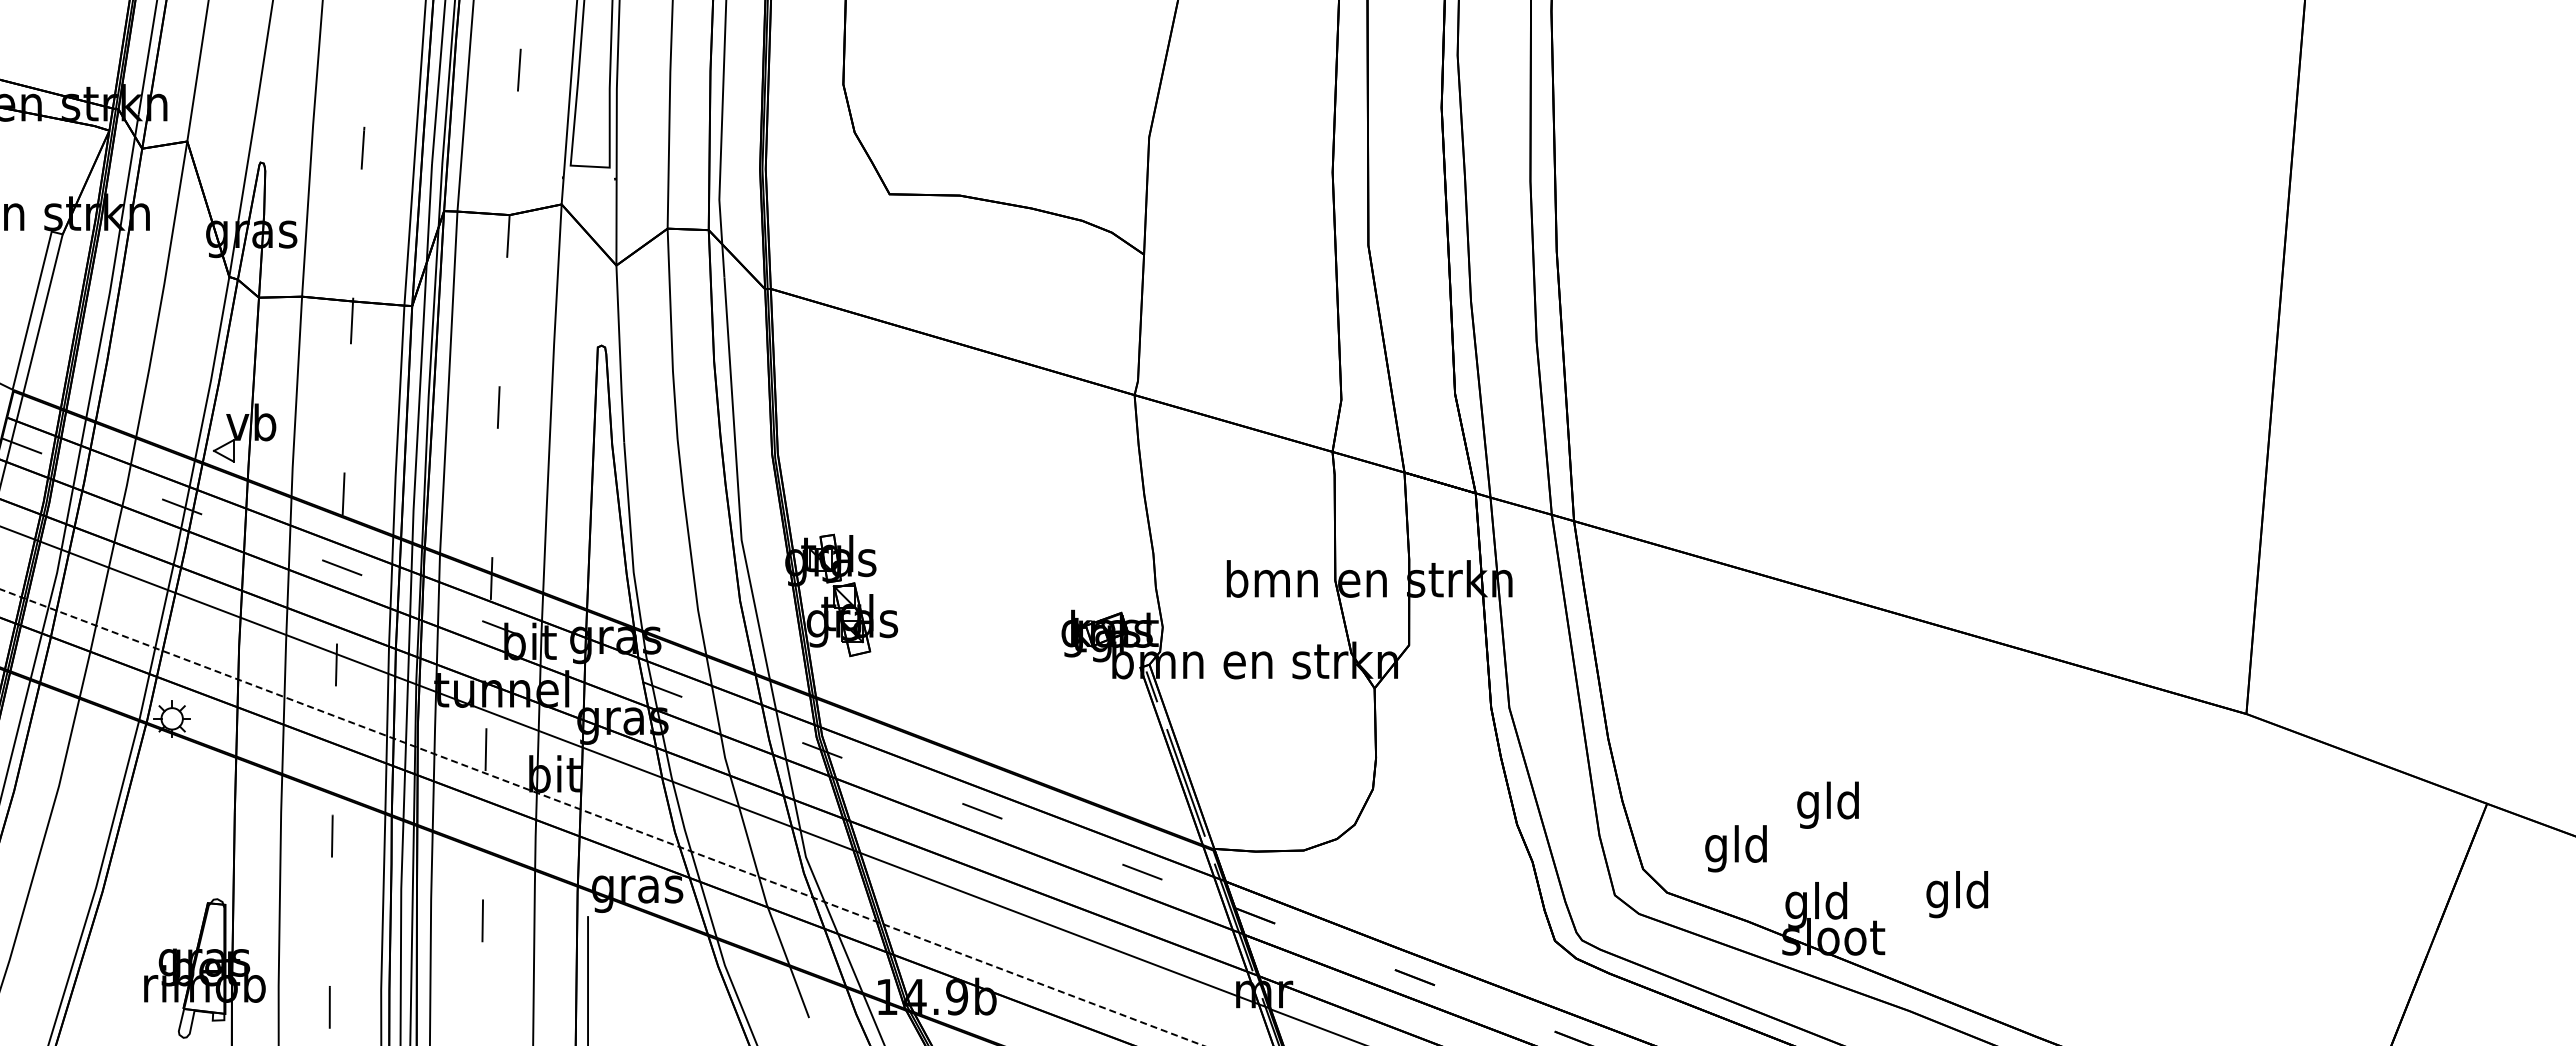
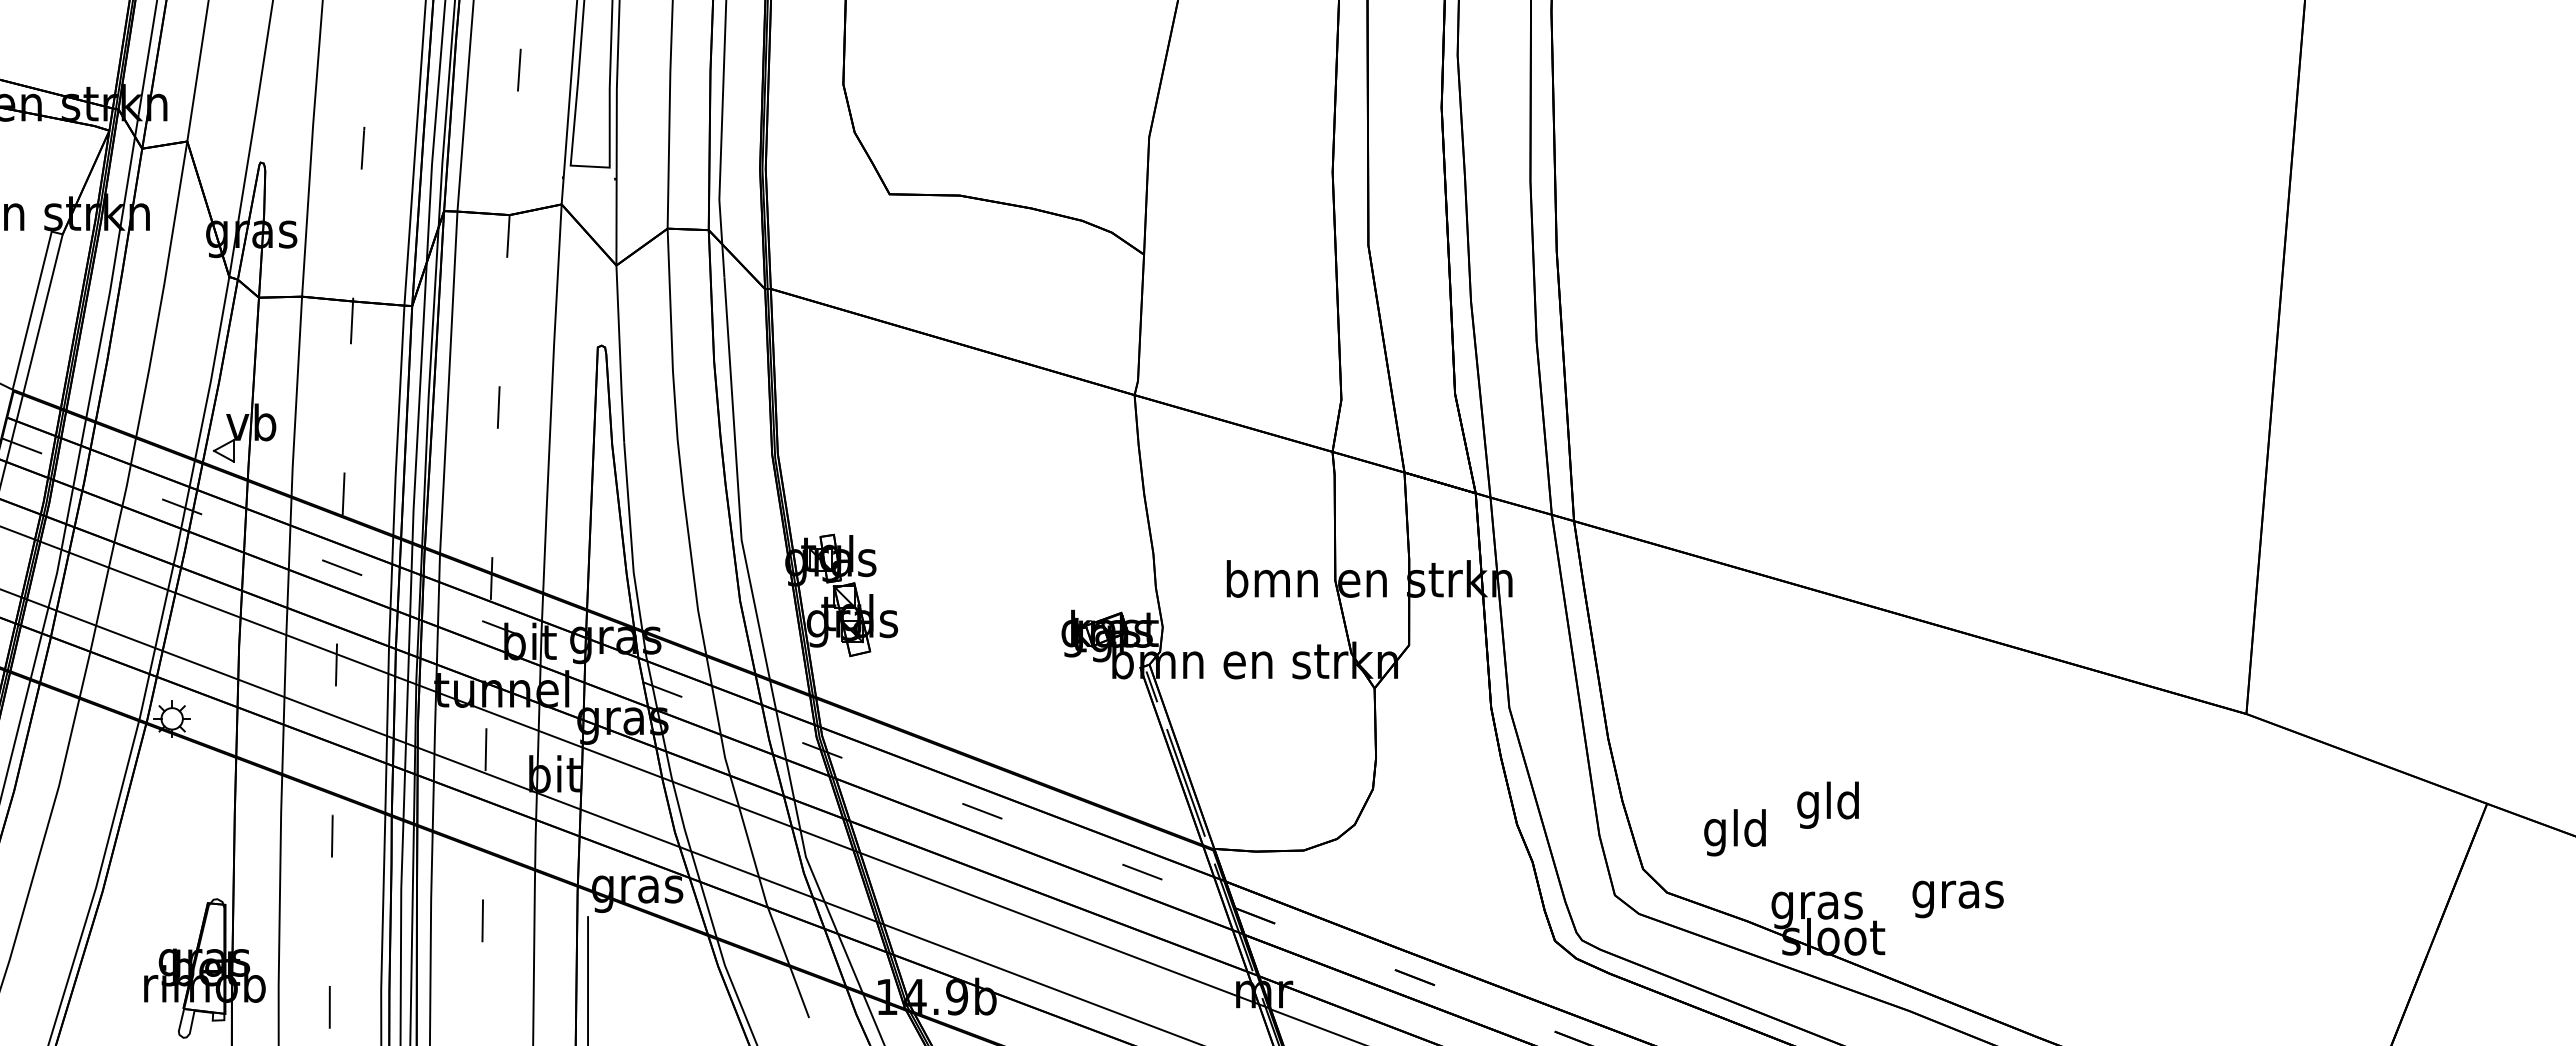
line: dashed -> solid (602, 817)
text position: (1735, 848) -> (1734, 832) (1734, 832)
text: gld -> gras (1957, 894)
text: gld -> gras (1816, 905)
